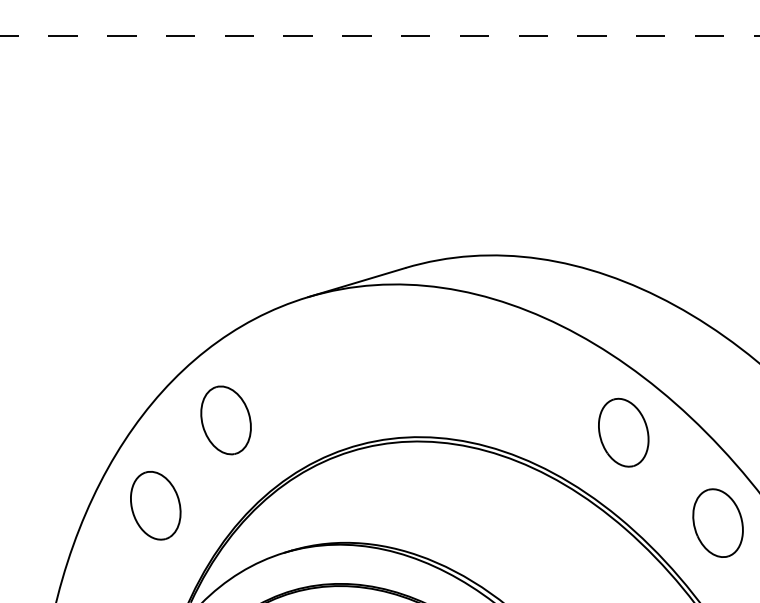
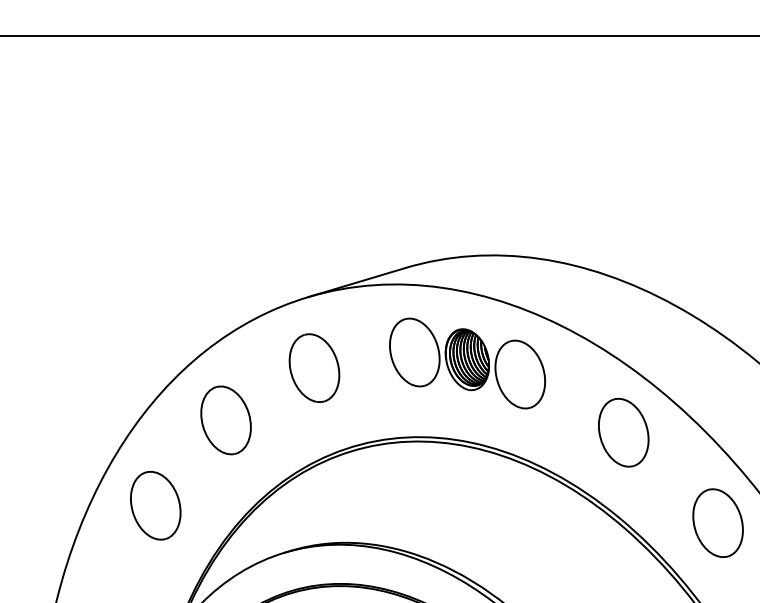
line: dashed -> solid (380, 36)
part: none -> present (467, 363)
part: none -> present (314, 367)
